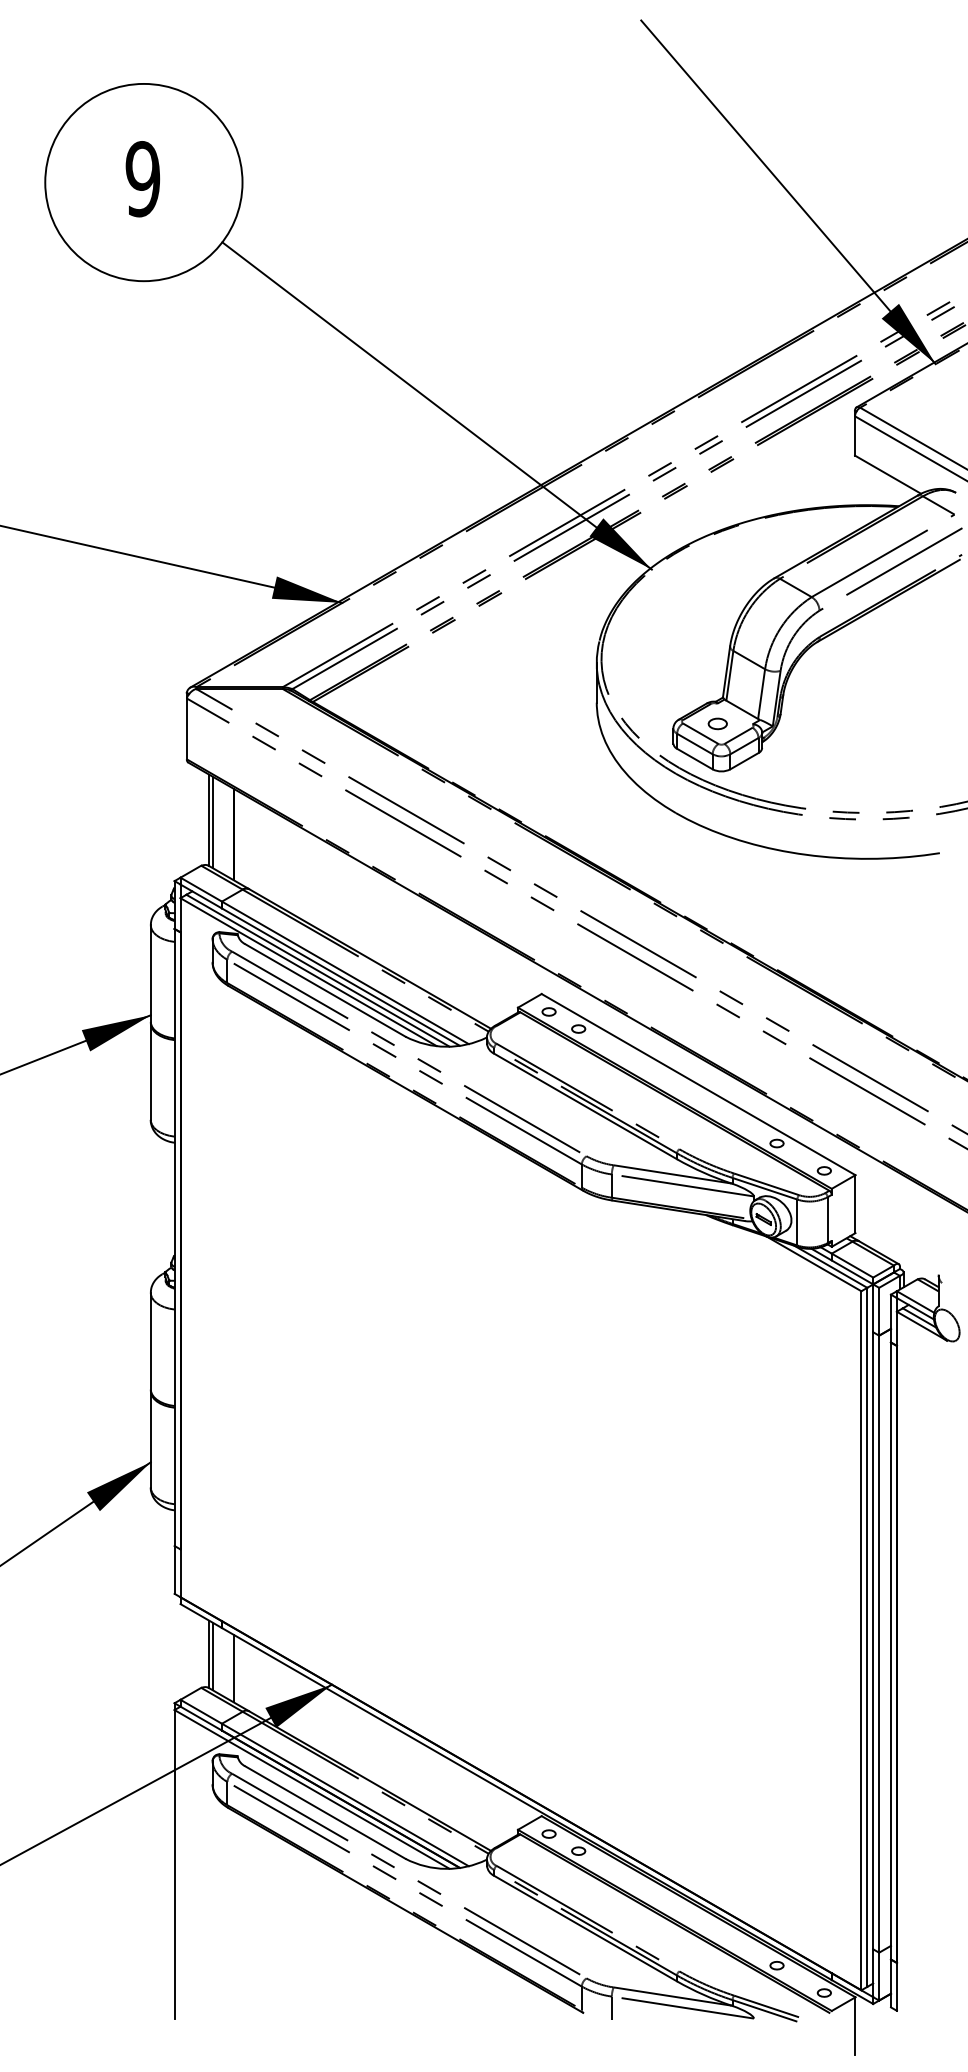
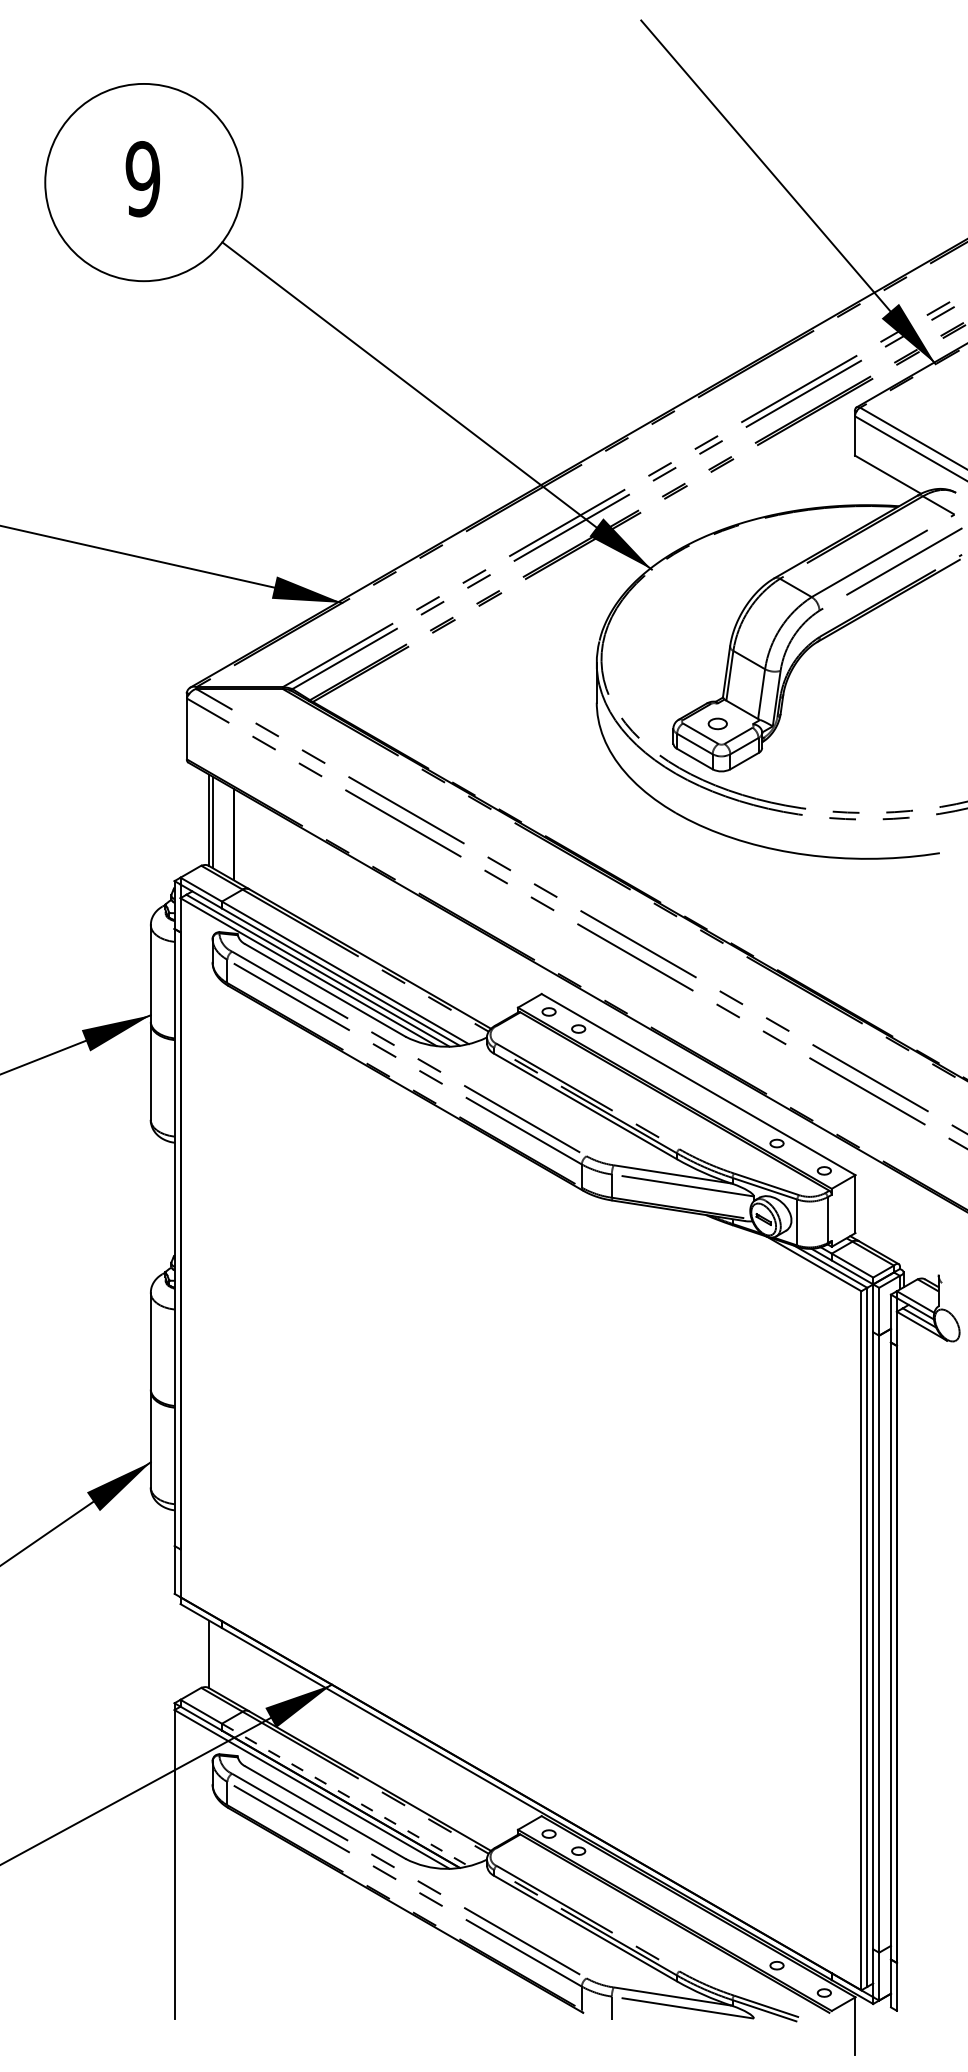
line: present -> none (213, 1656)
line: present -> none (233, 1668)
line: solid -> dashed (345, 1795)
